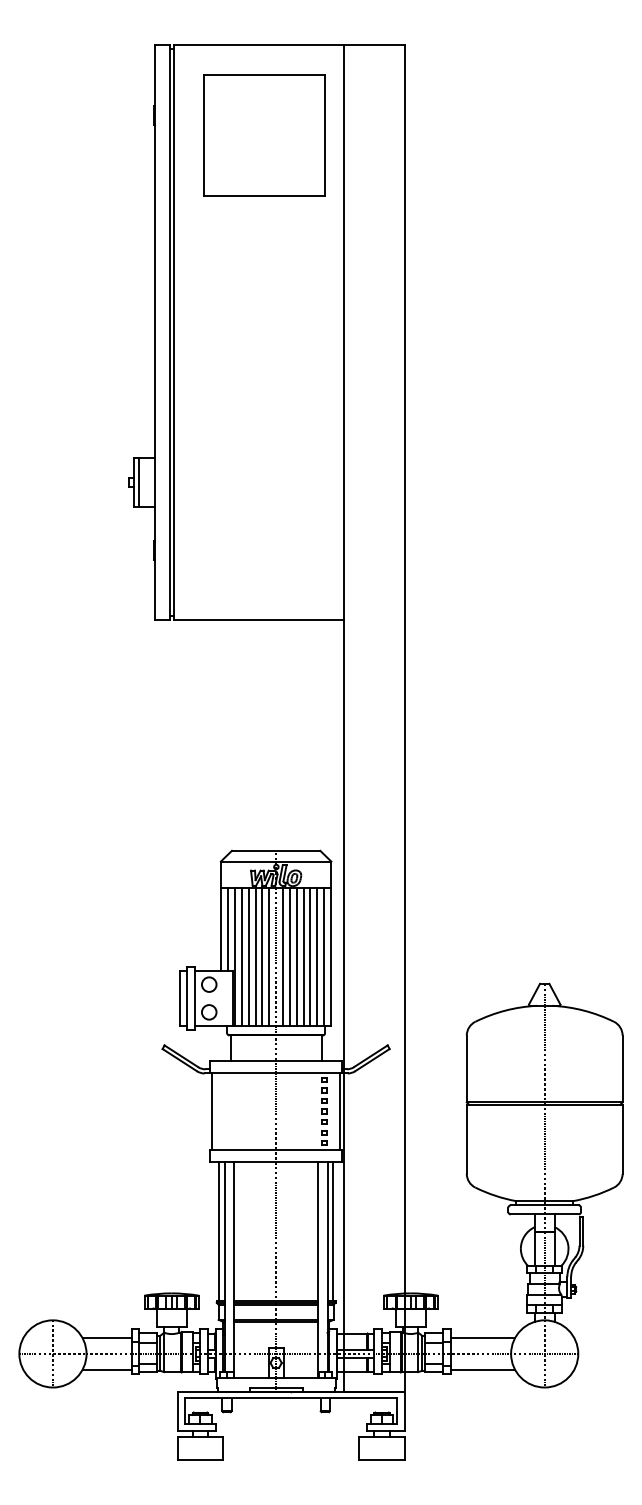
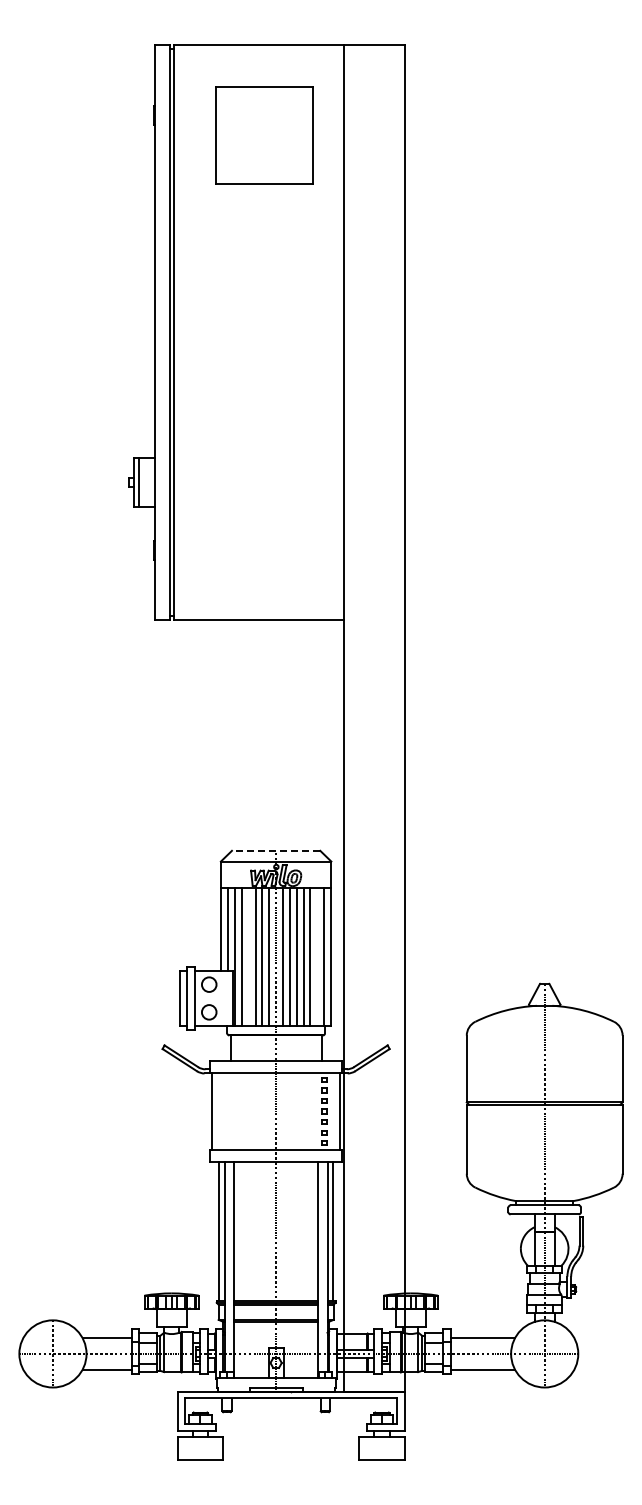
part size: 123x123 px -> 99x99 px (264, 135)
line: solid -> dashed (275, 850)
line: present -> none (248, 956)
line: present -> none (317, 956)
